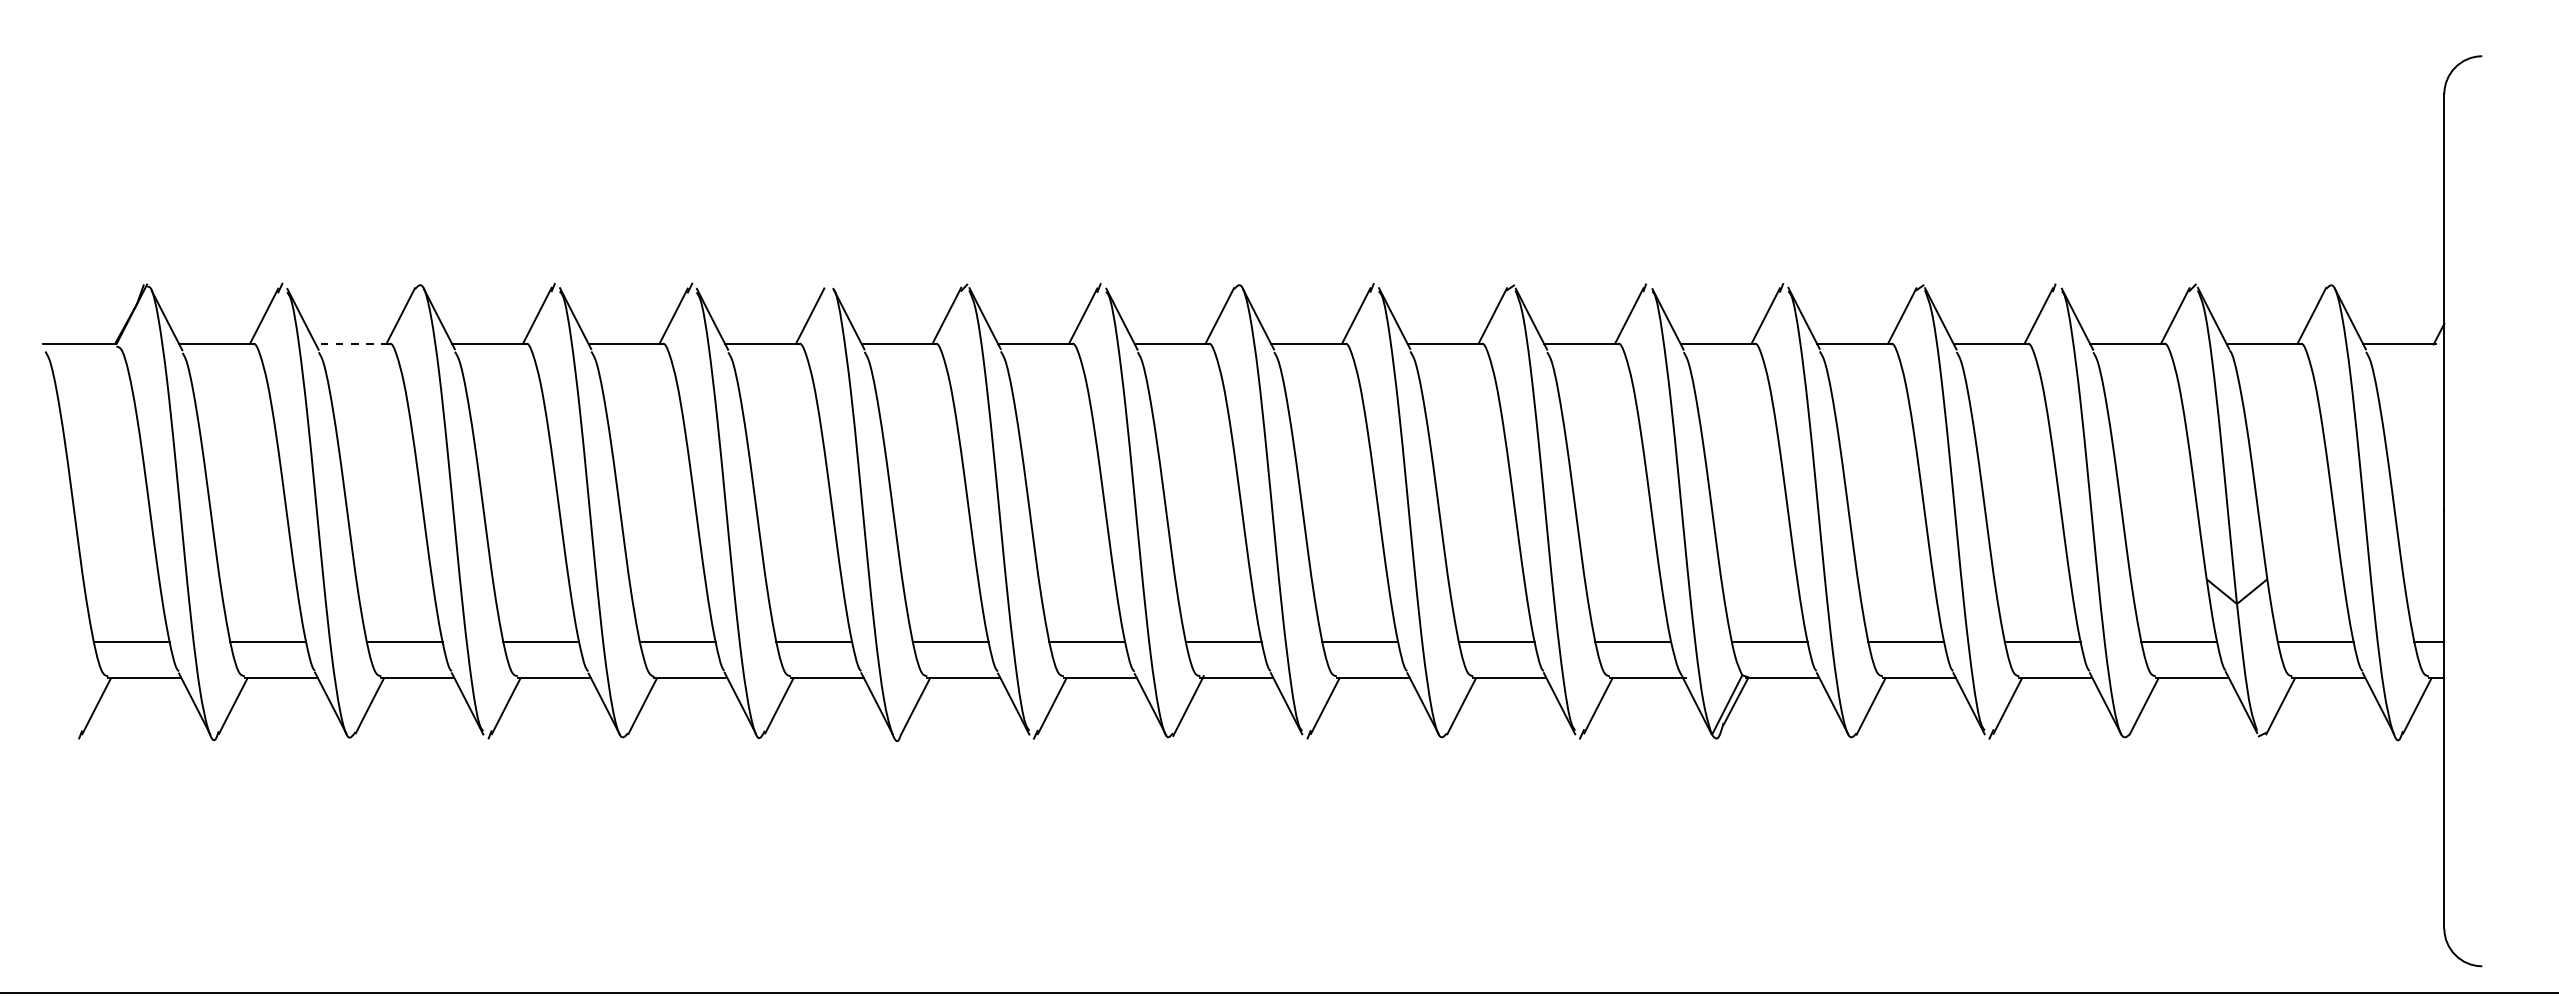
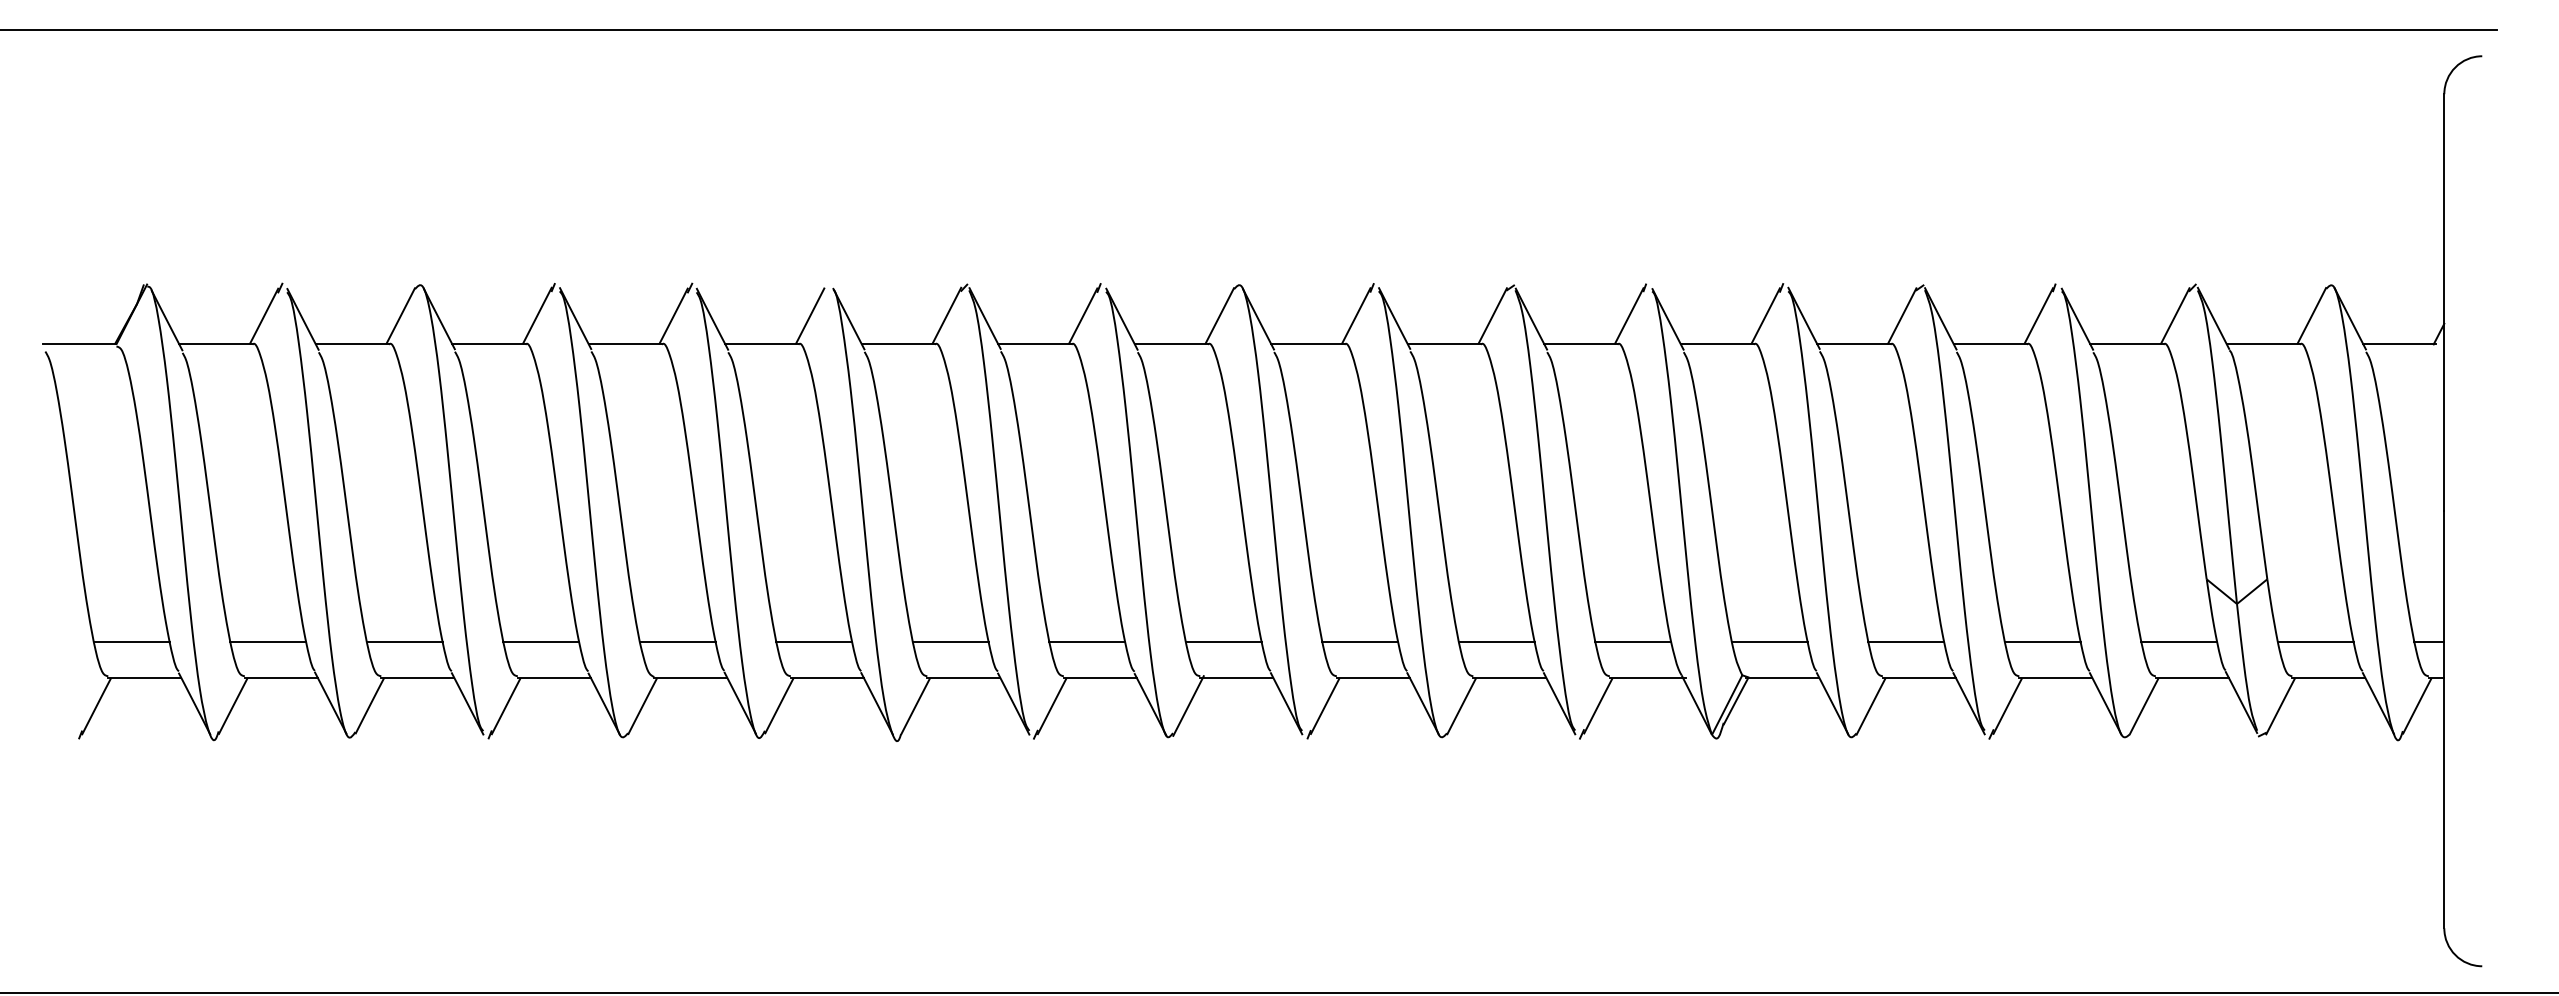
line: none -> present (1249, 29)
line: dashed -> solid (352, 344)
